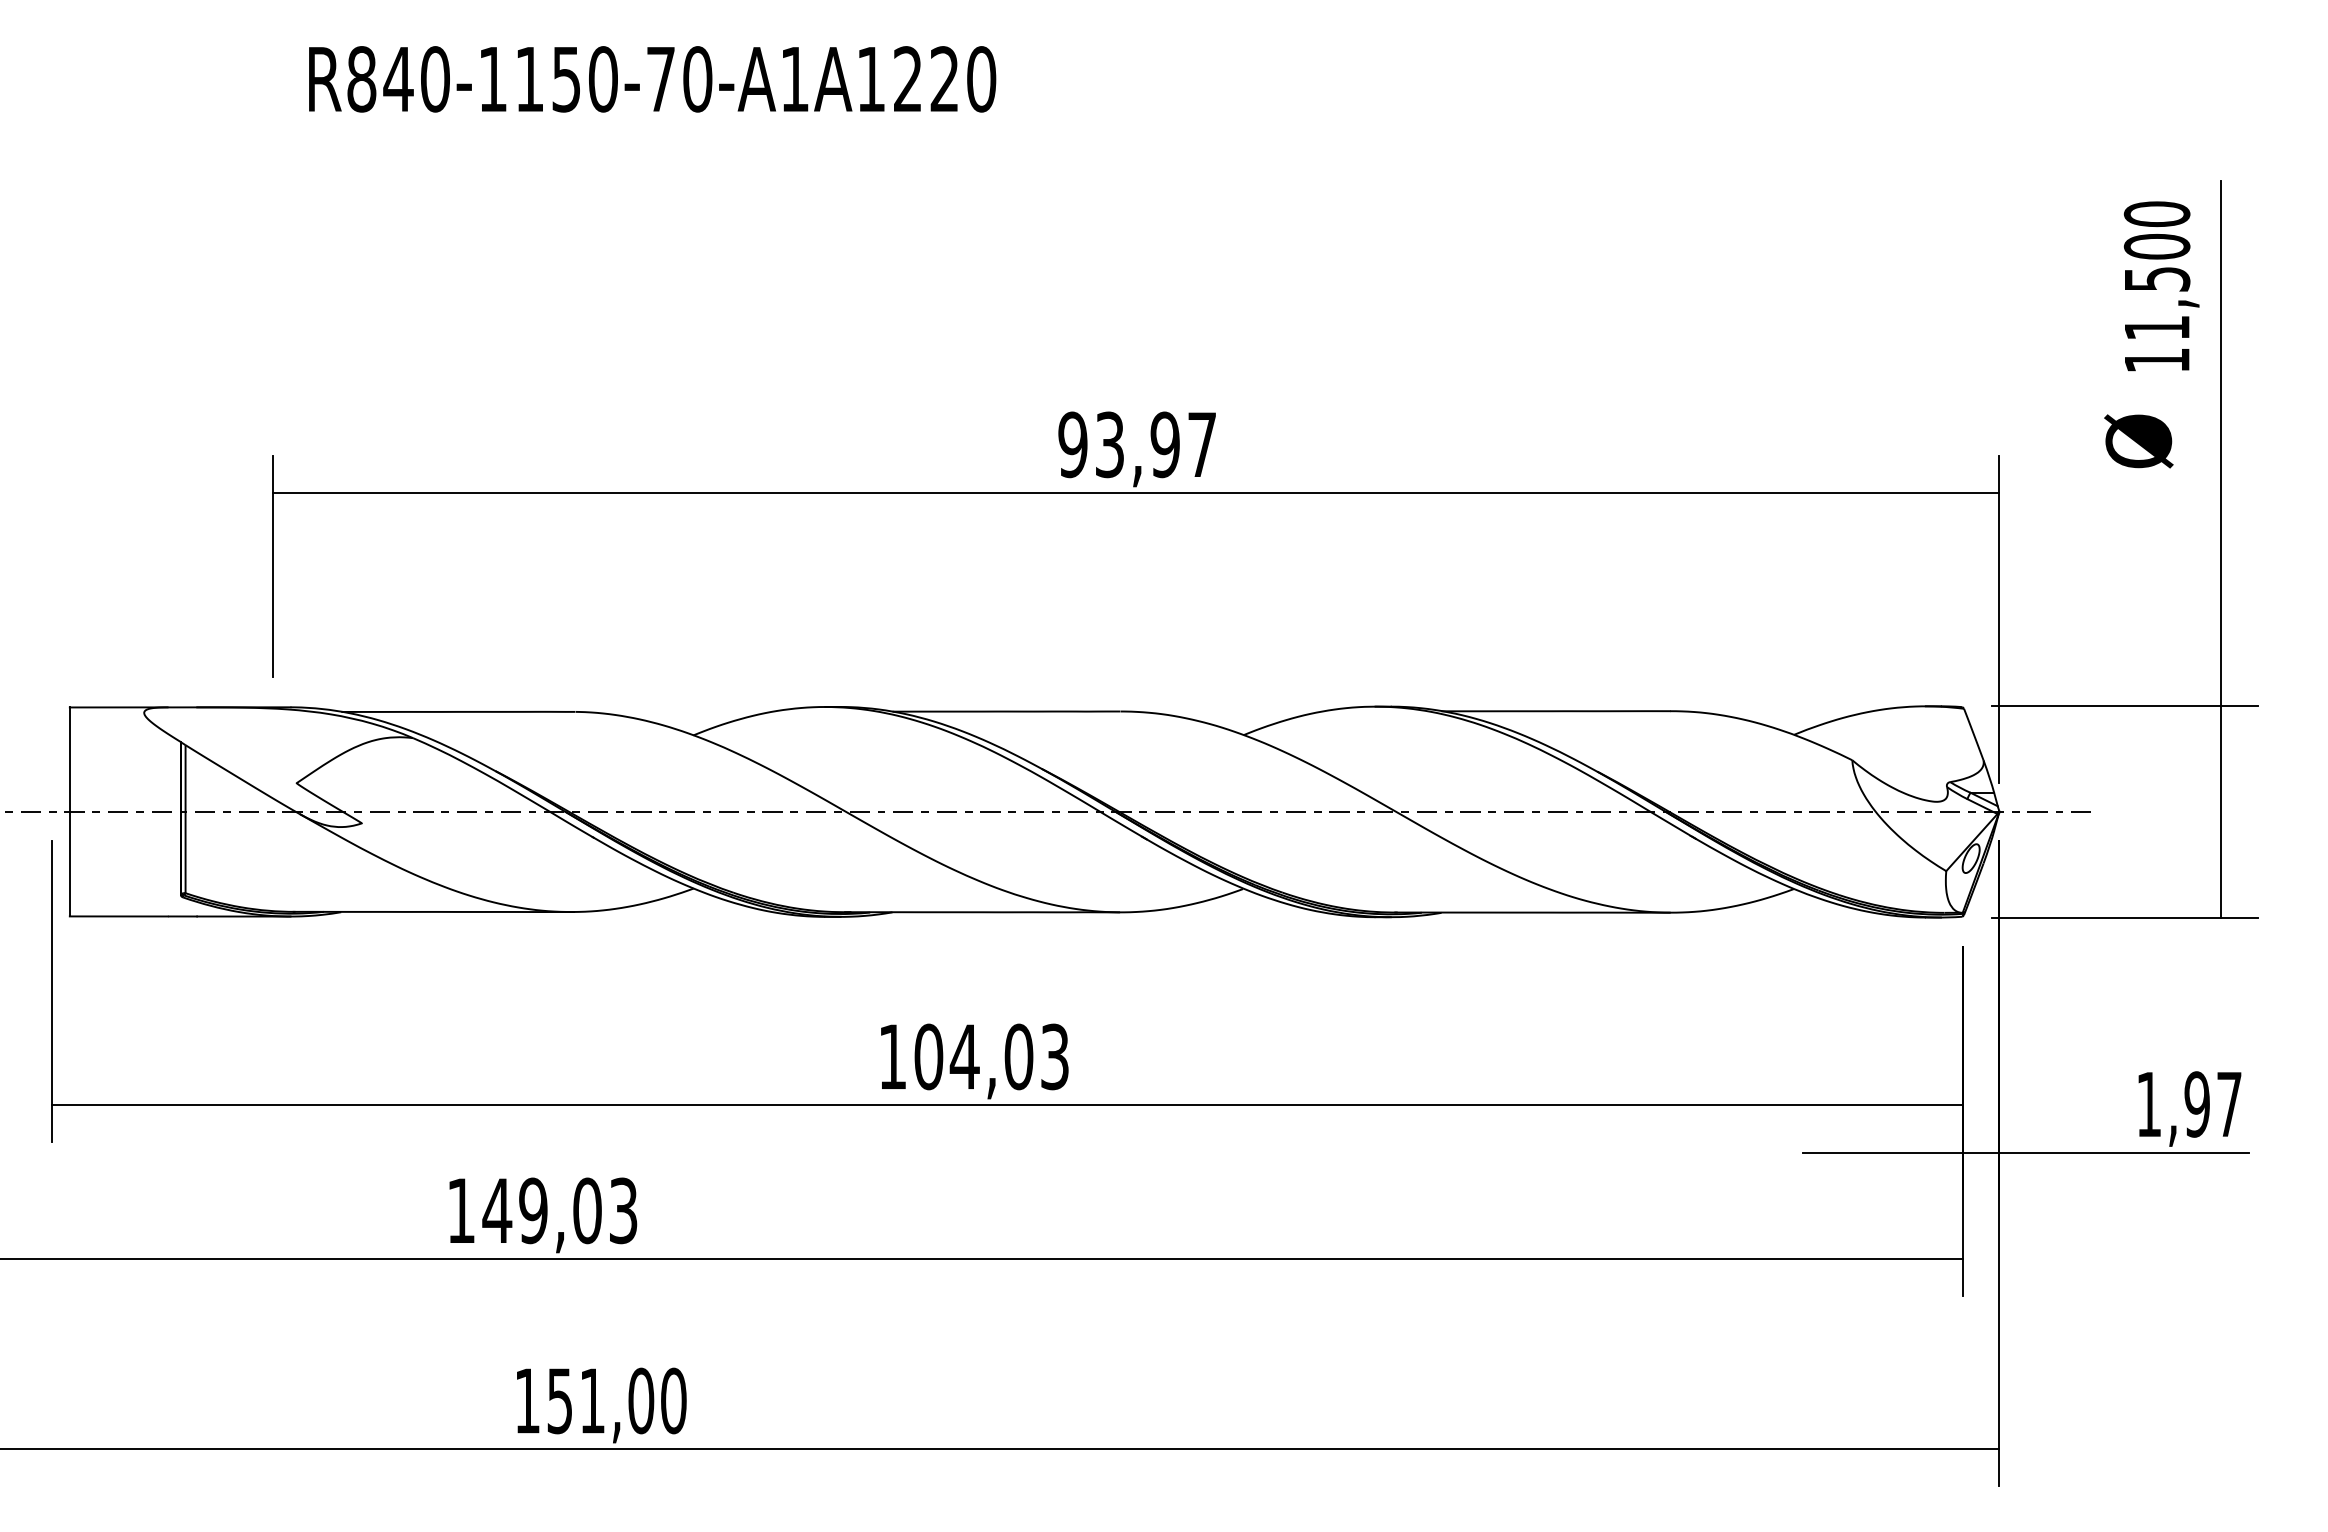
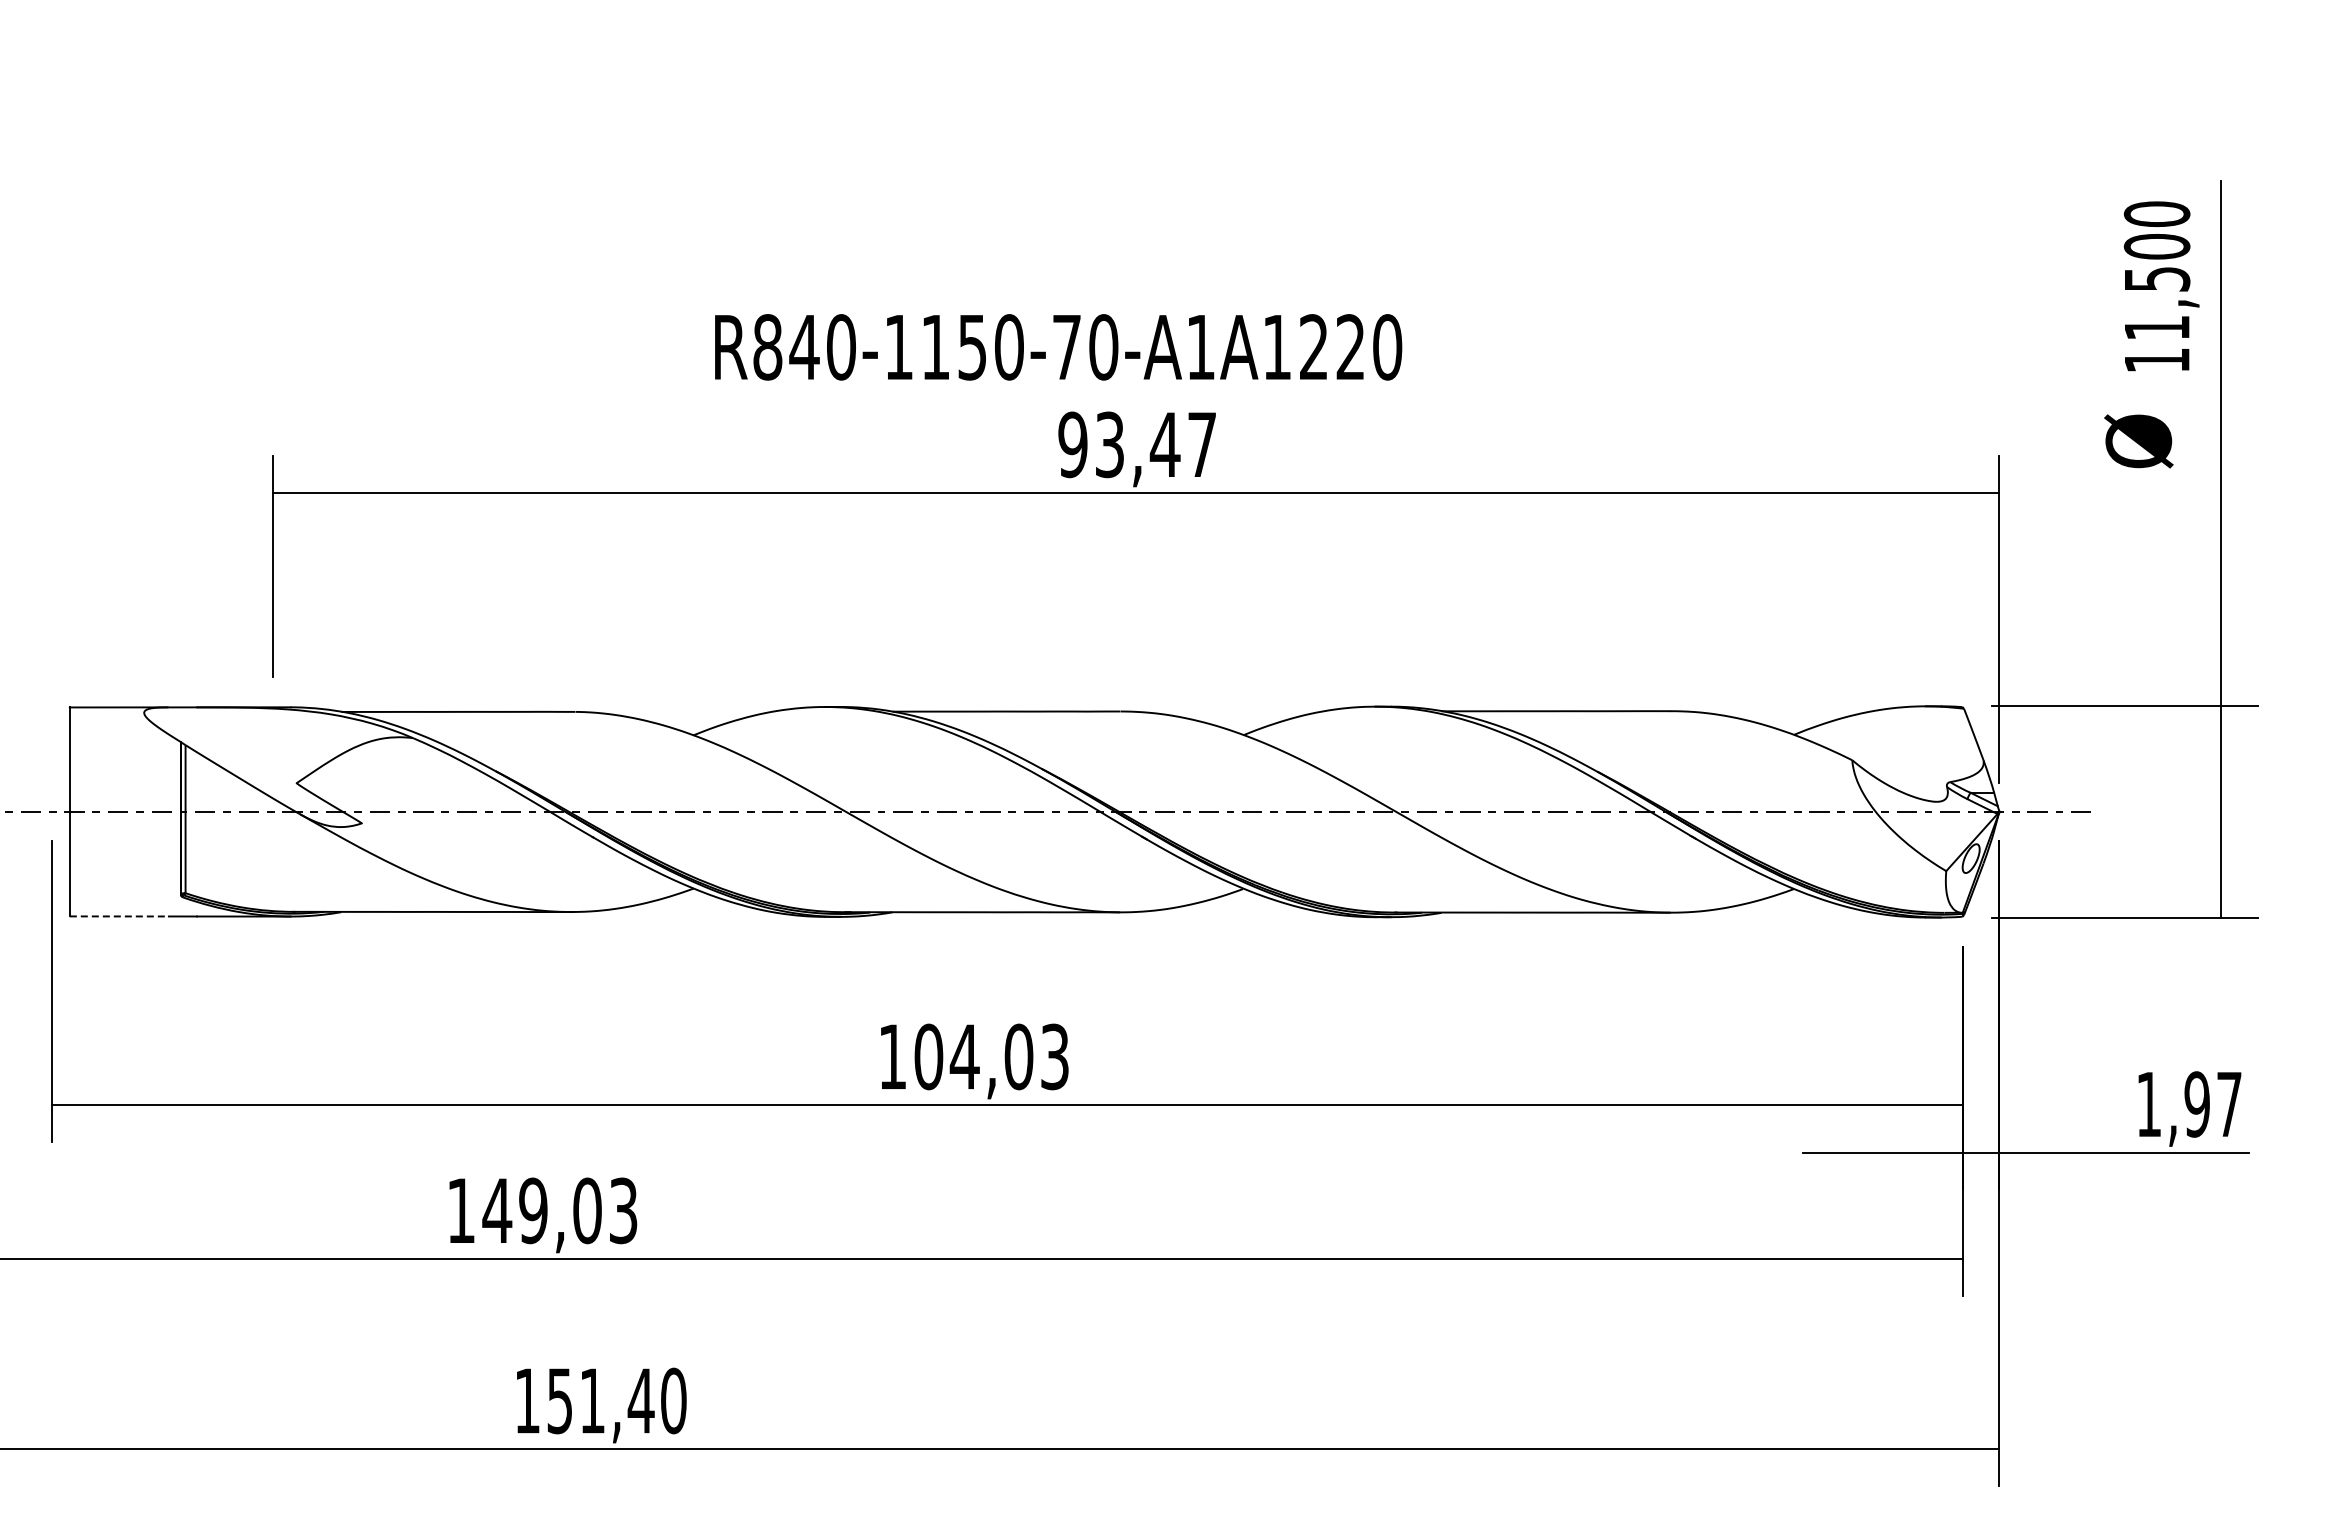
text position: (652, 79) -> (1058, 347) (1058, 347)
text: 93,97 -> 93,47 (1164, 444)
line: solid -> dashed (118, 916)
text: 151,00 -> 151,40 (640, 1400)
